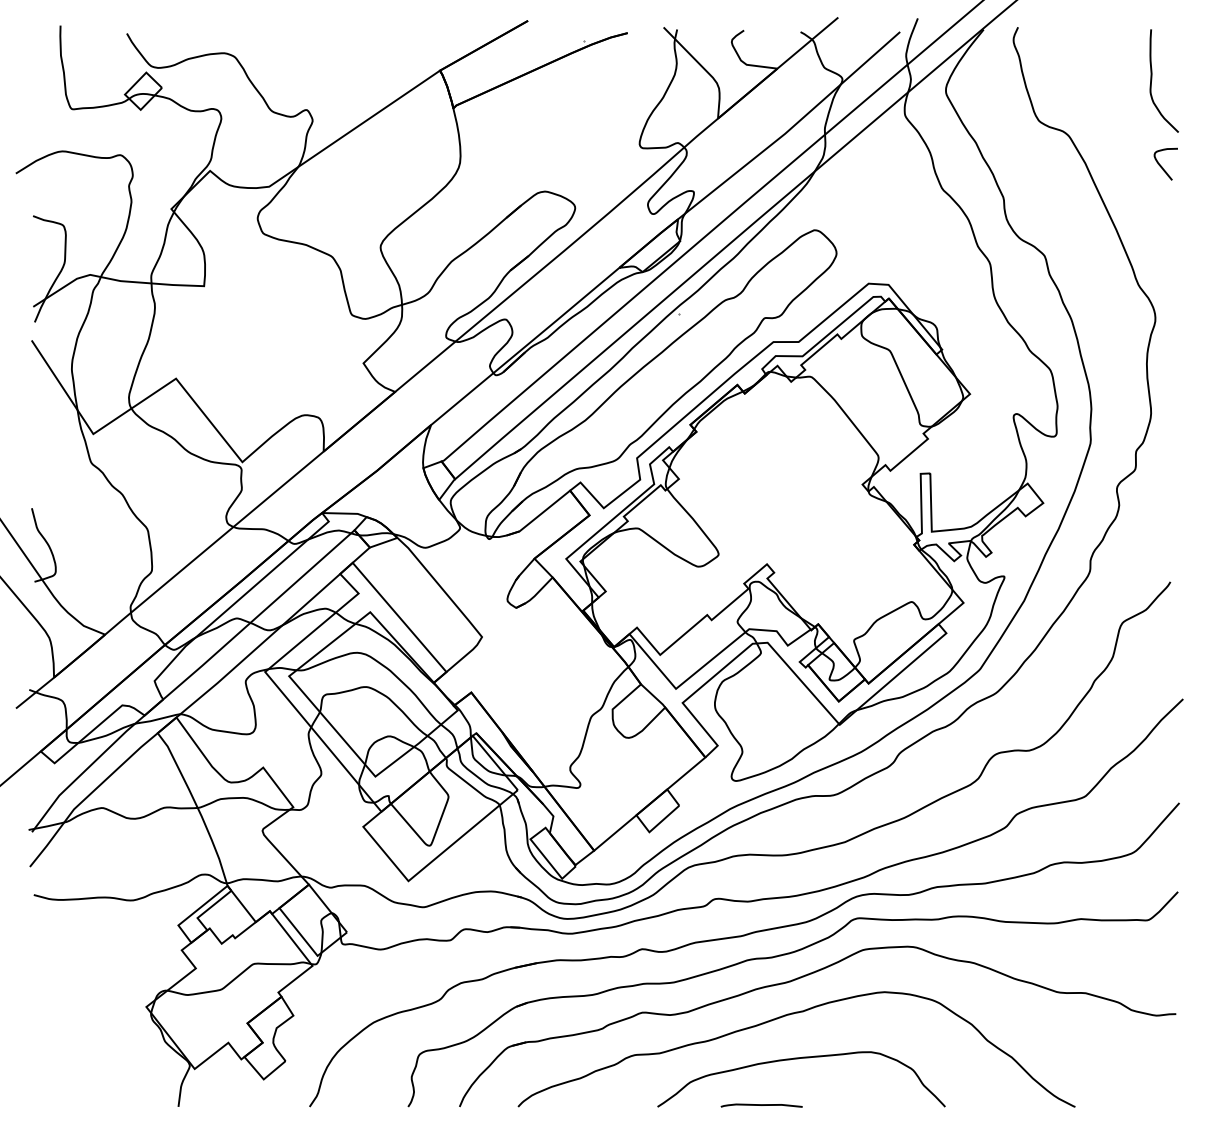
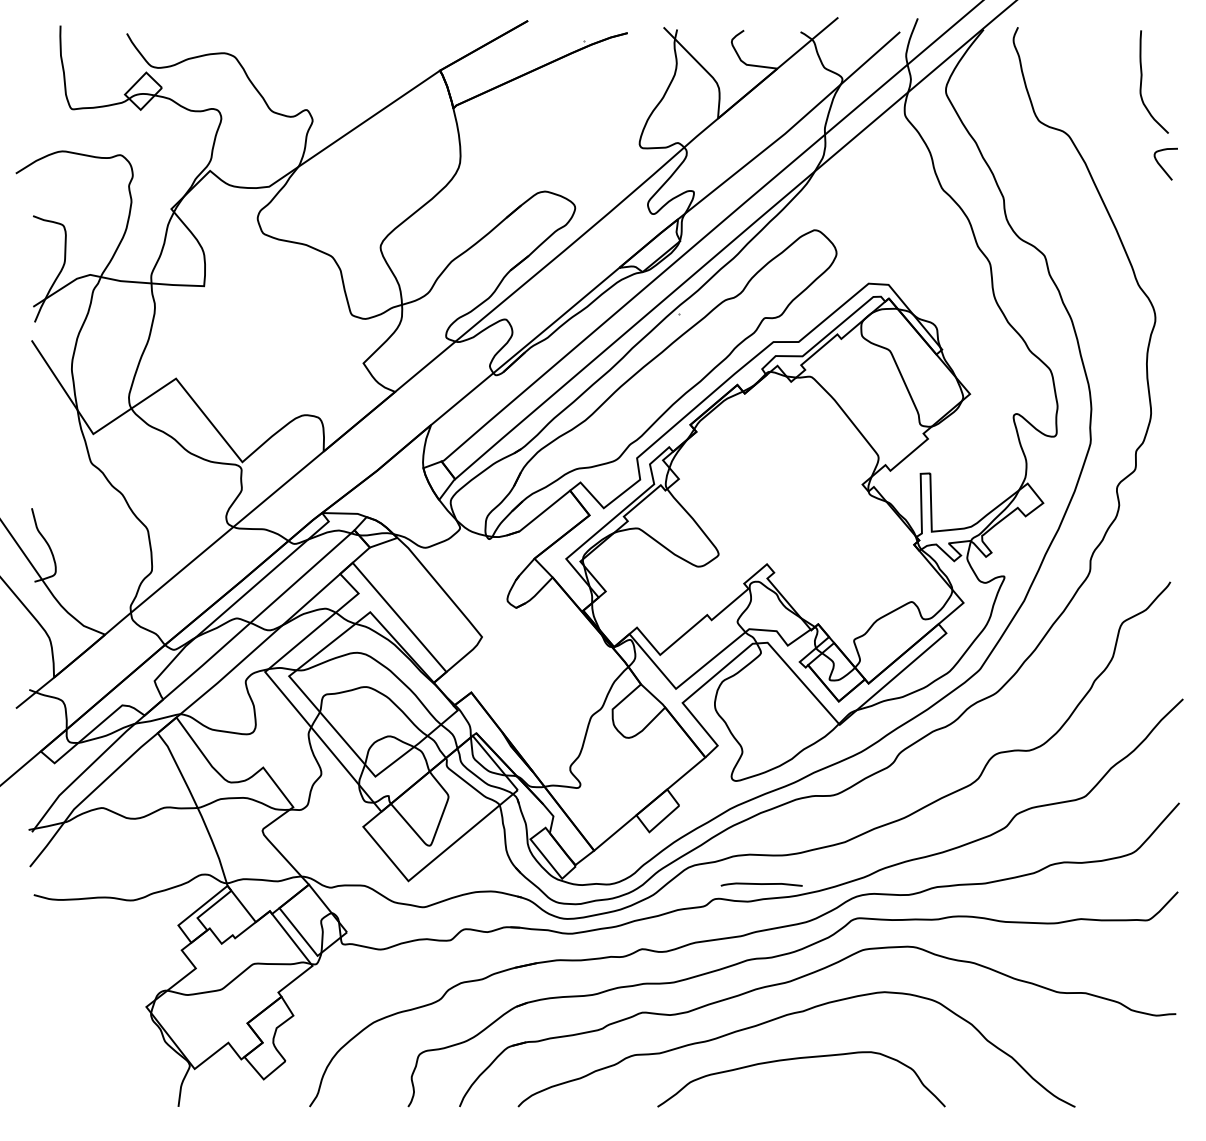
curve position: (1152, 80) -> (1142, 81) (1142, 81)
curve position: (761, 1105) -> (761, 884) (761, 884)
